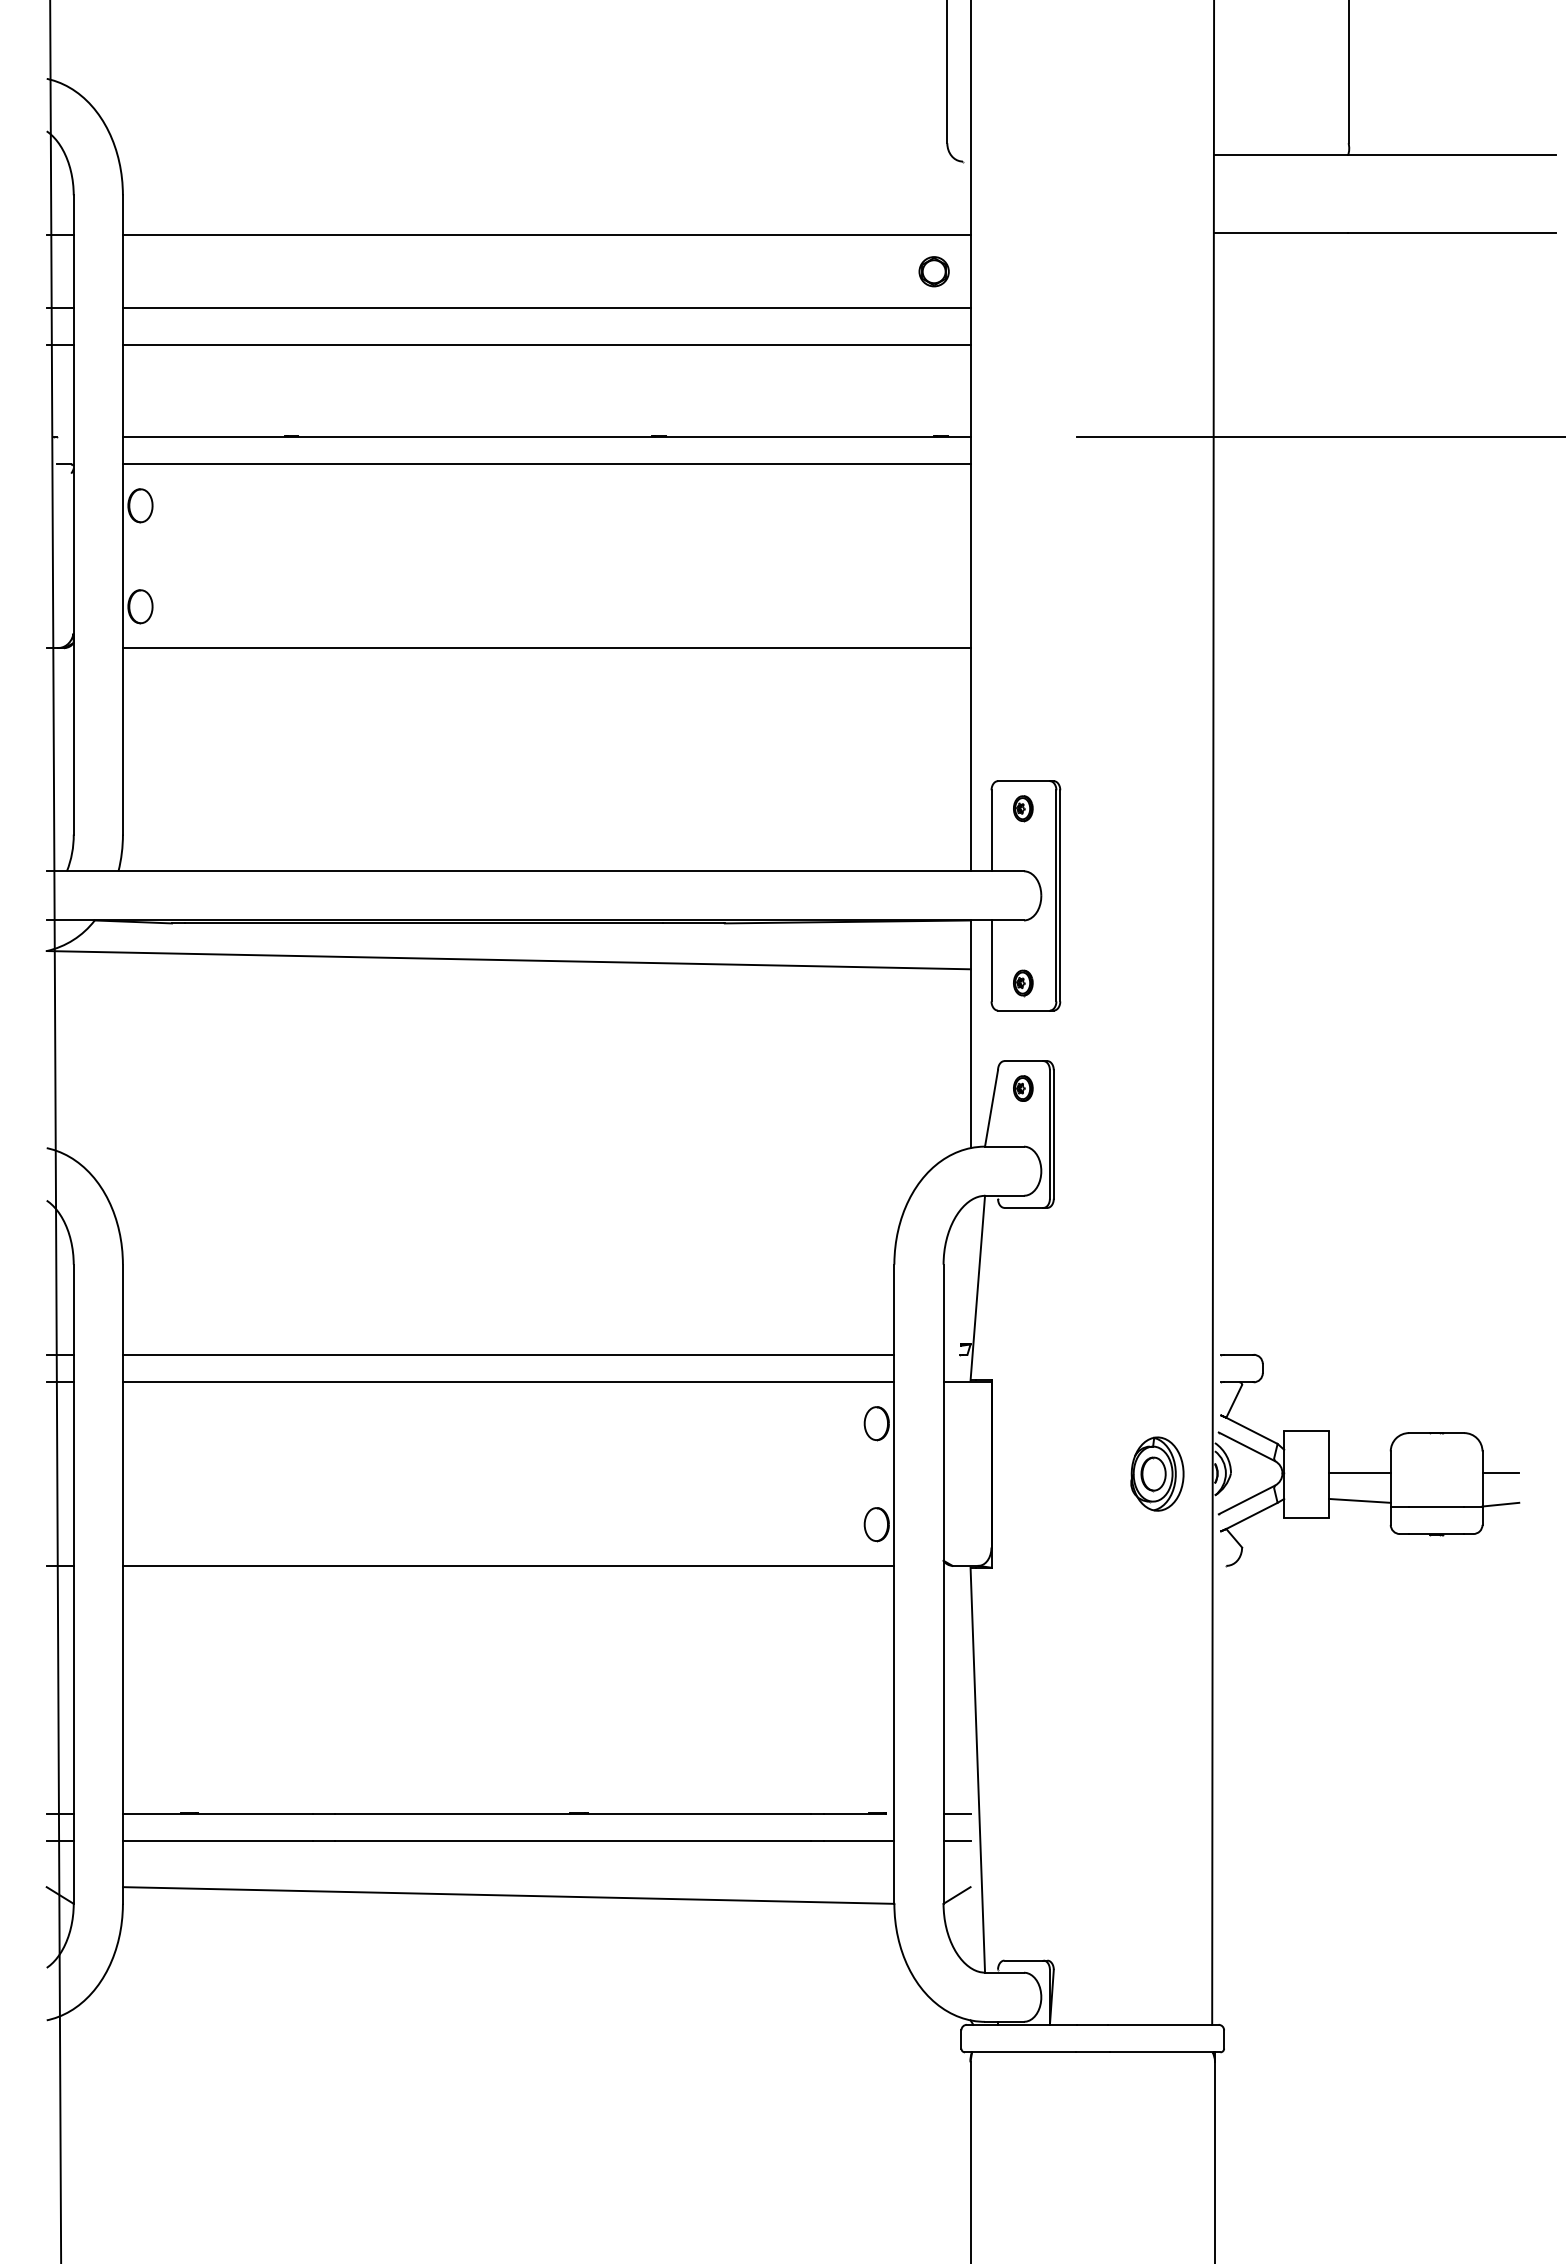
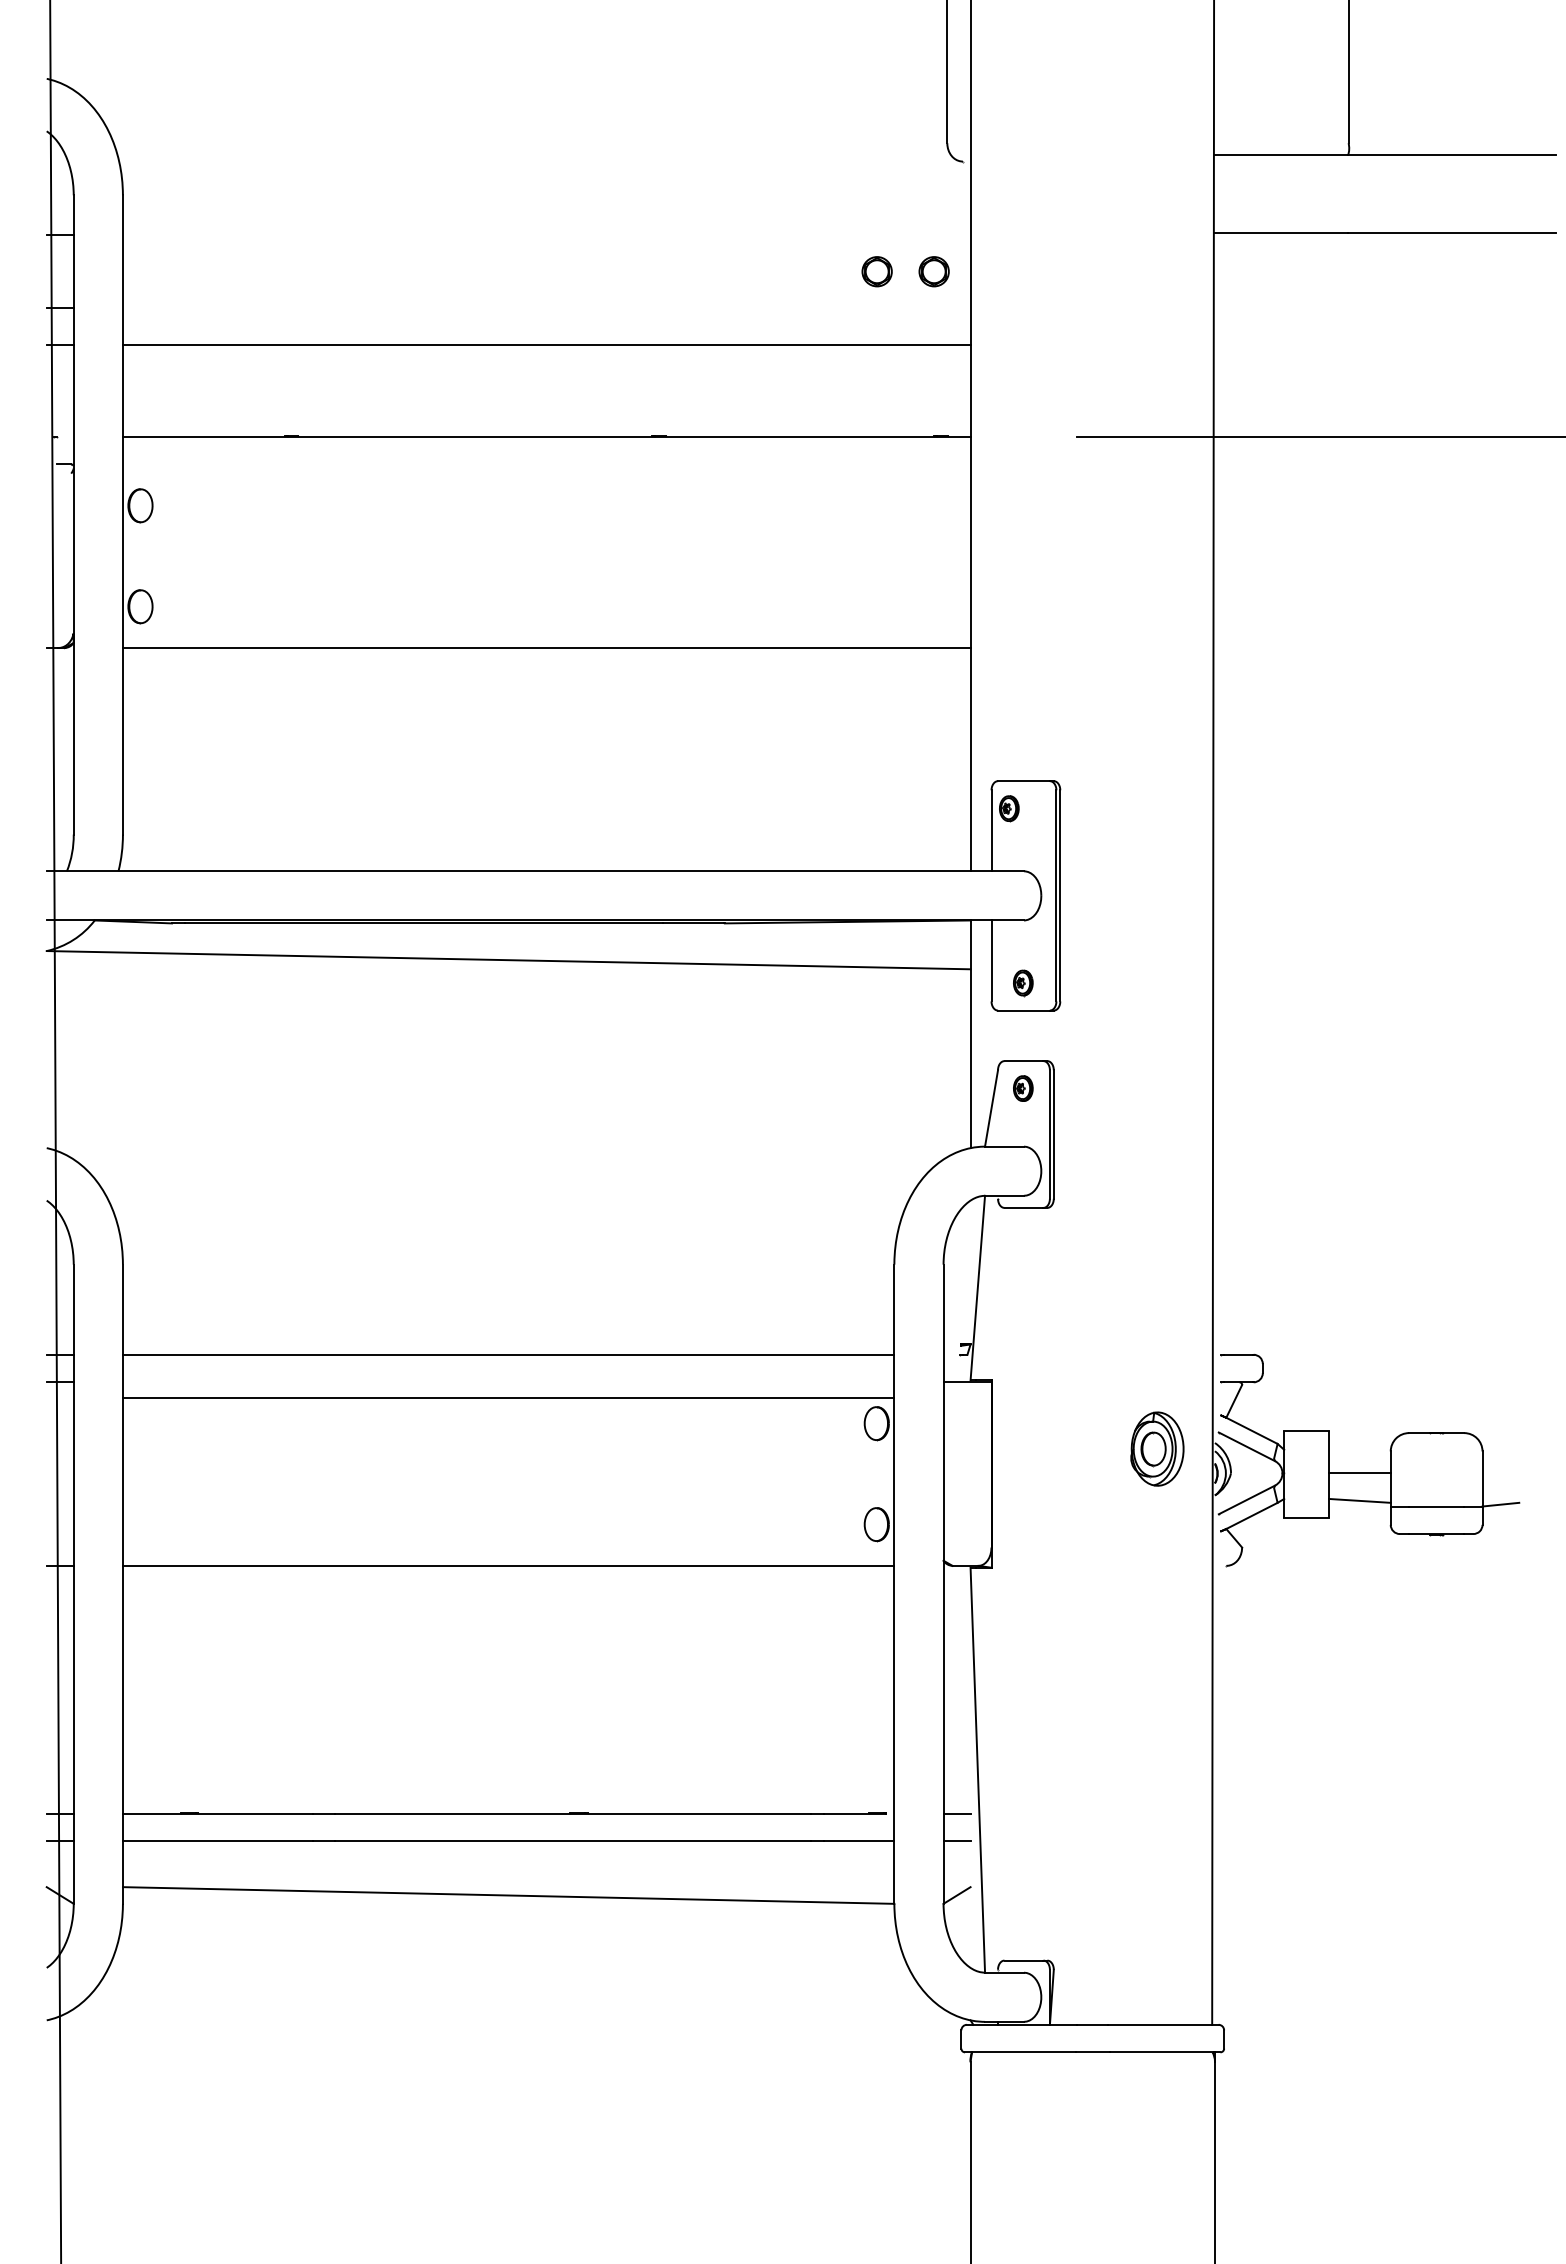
line: present -> none (546, 235)
part: none -> present (876, 271)
line: present -> none (546, 308)
line: present -> none (546, 464)
part position: (1023, 808) -> (1009, 808) (1009, 808)
line position: (508, 1382) -> (508, 1398) (508, 1398)
part position: (1157, 1473) -> (1157, 1448) (1157, 1448)
line: present -> none (1500, 1473)
